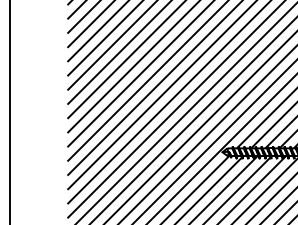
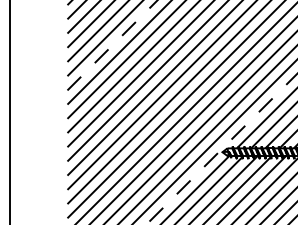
line: solid -> dashed (112, 45)
line: solid -> dashed (222, 149)
